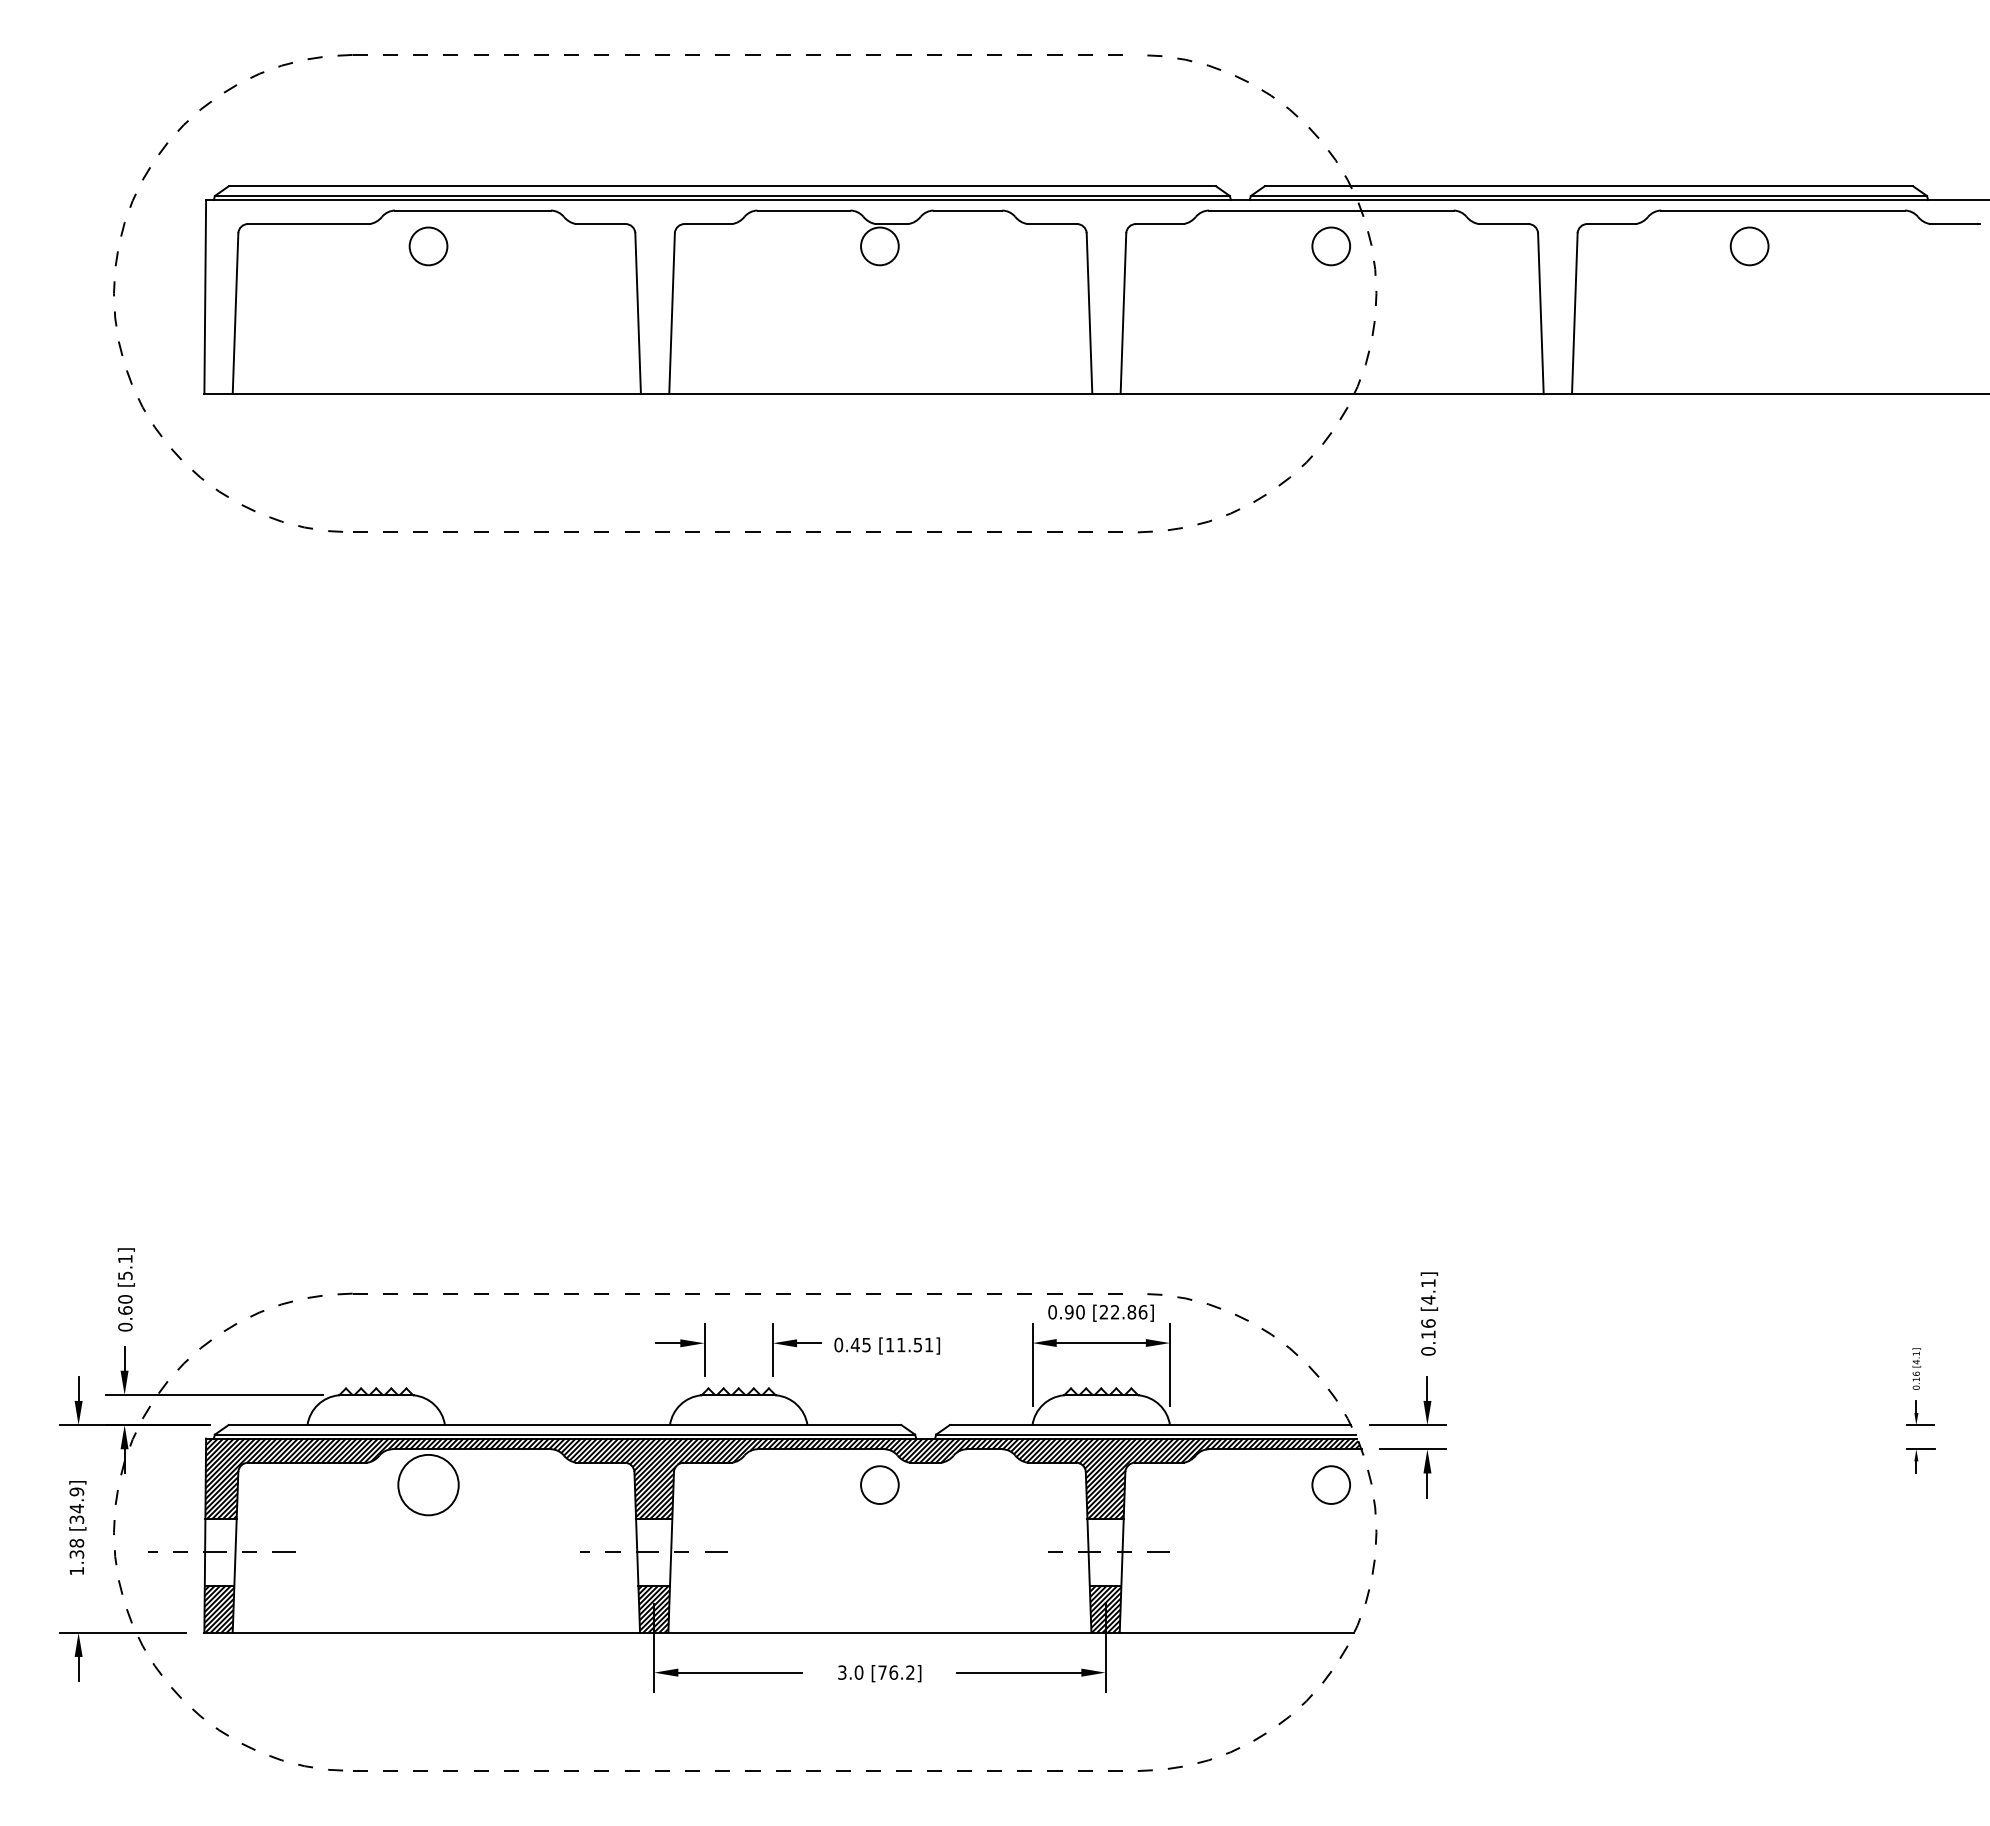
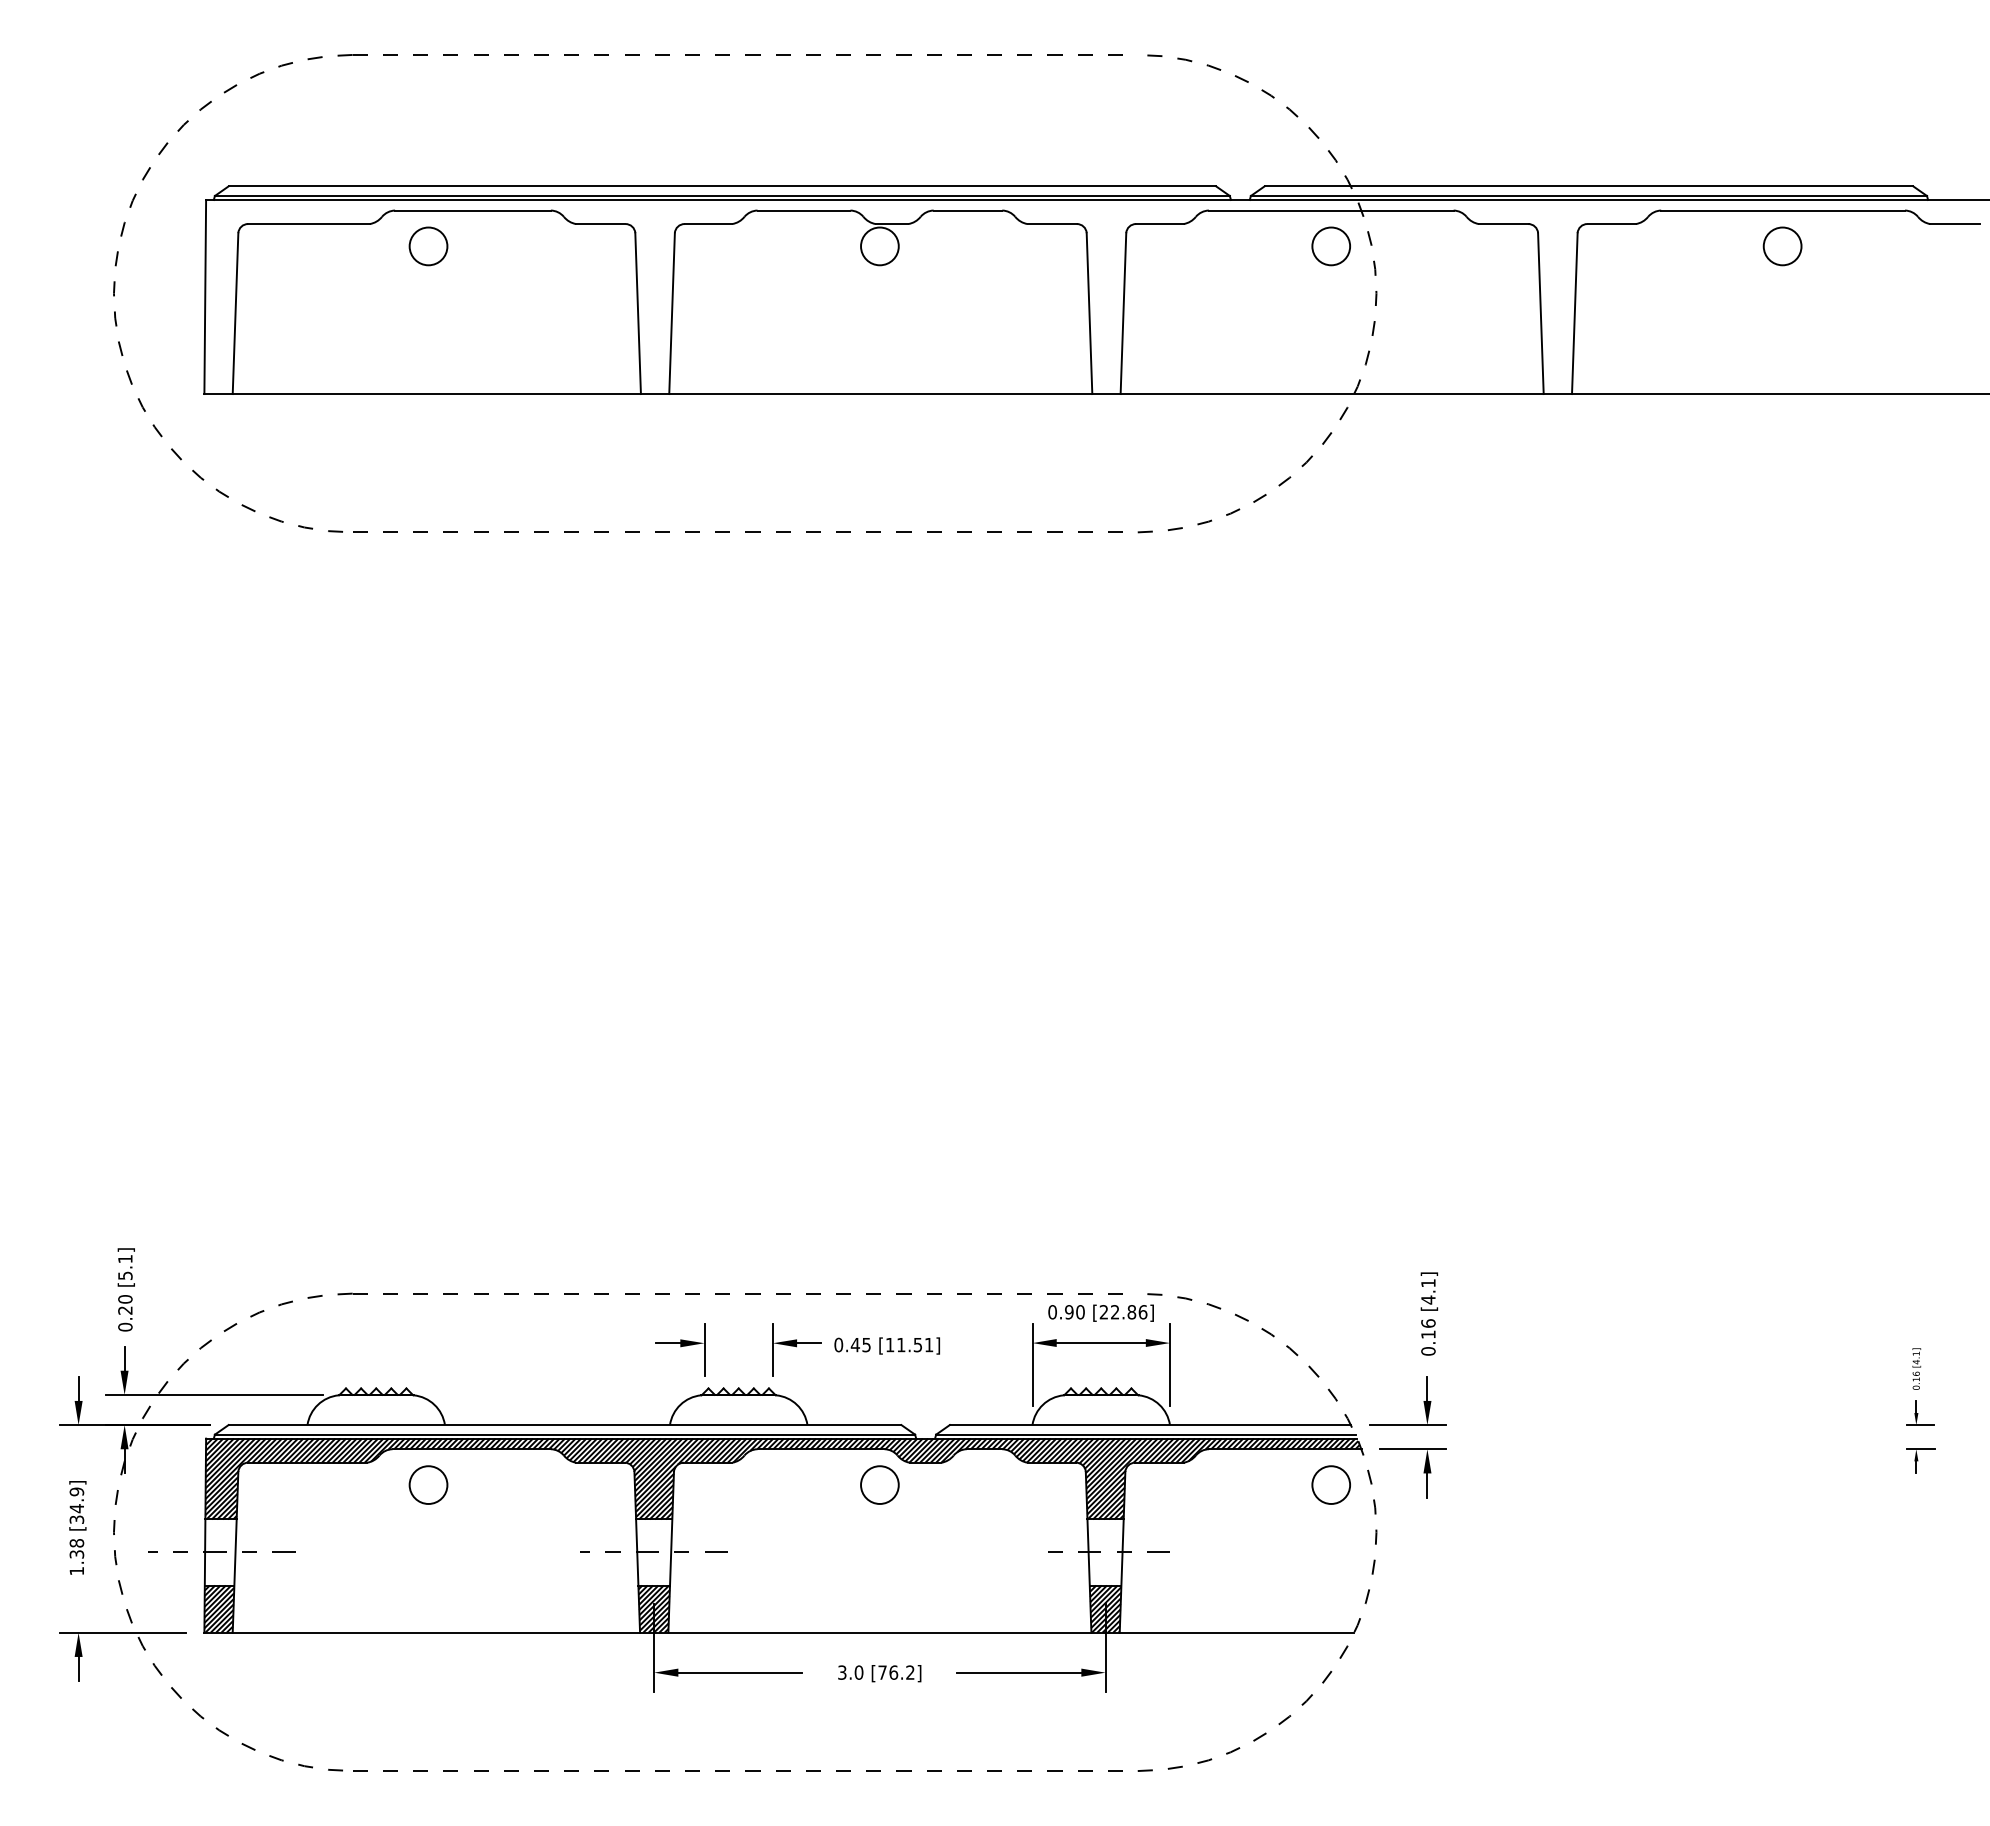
circle position: (1749, 246) -> (1782, 246) (1782, 246)
text: 0.60 -> 0.20 (125, 1310)
circle diameter: 60 px -> 38 px (428, 1484)
